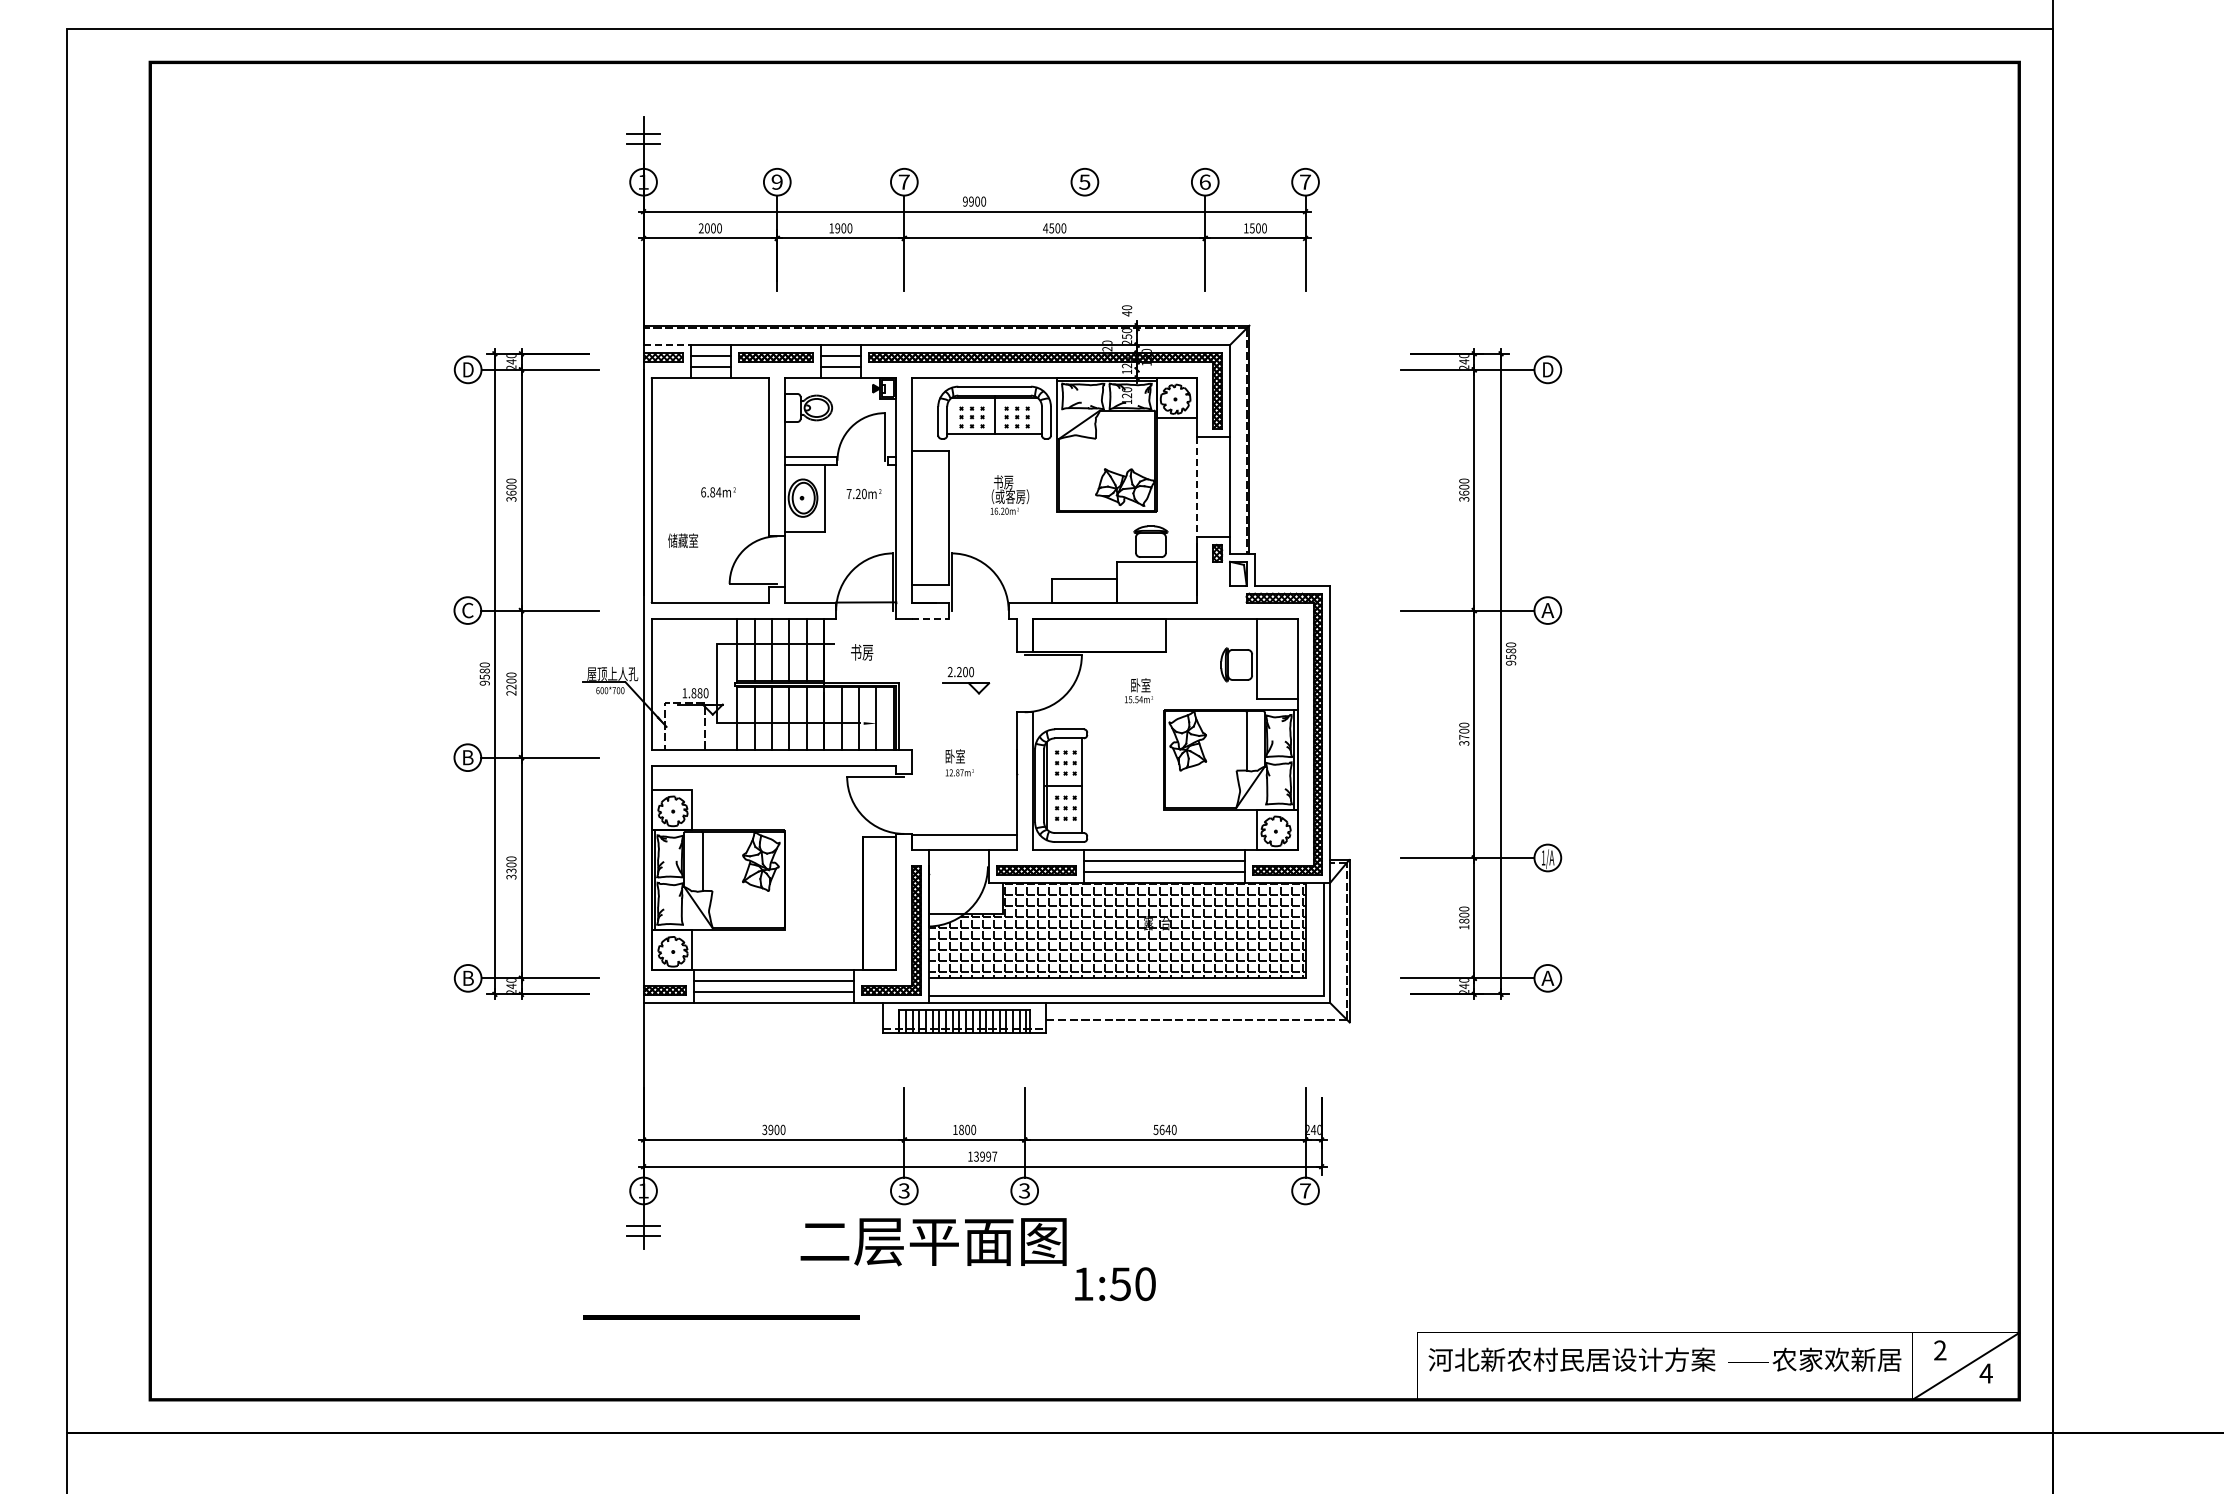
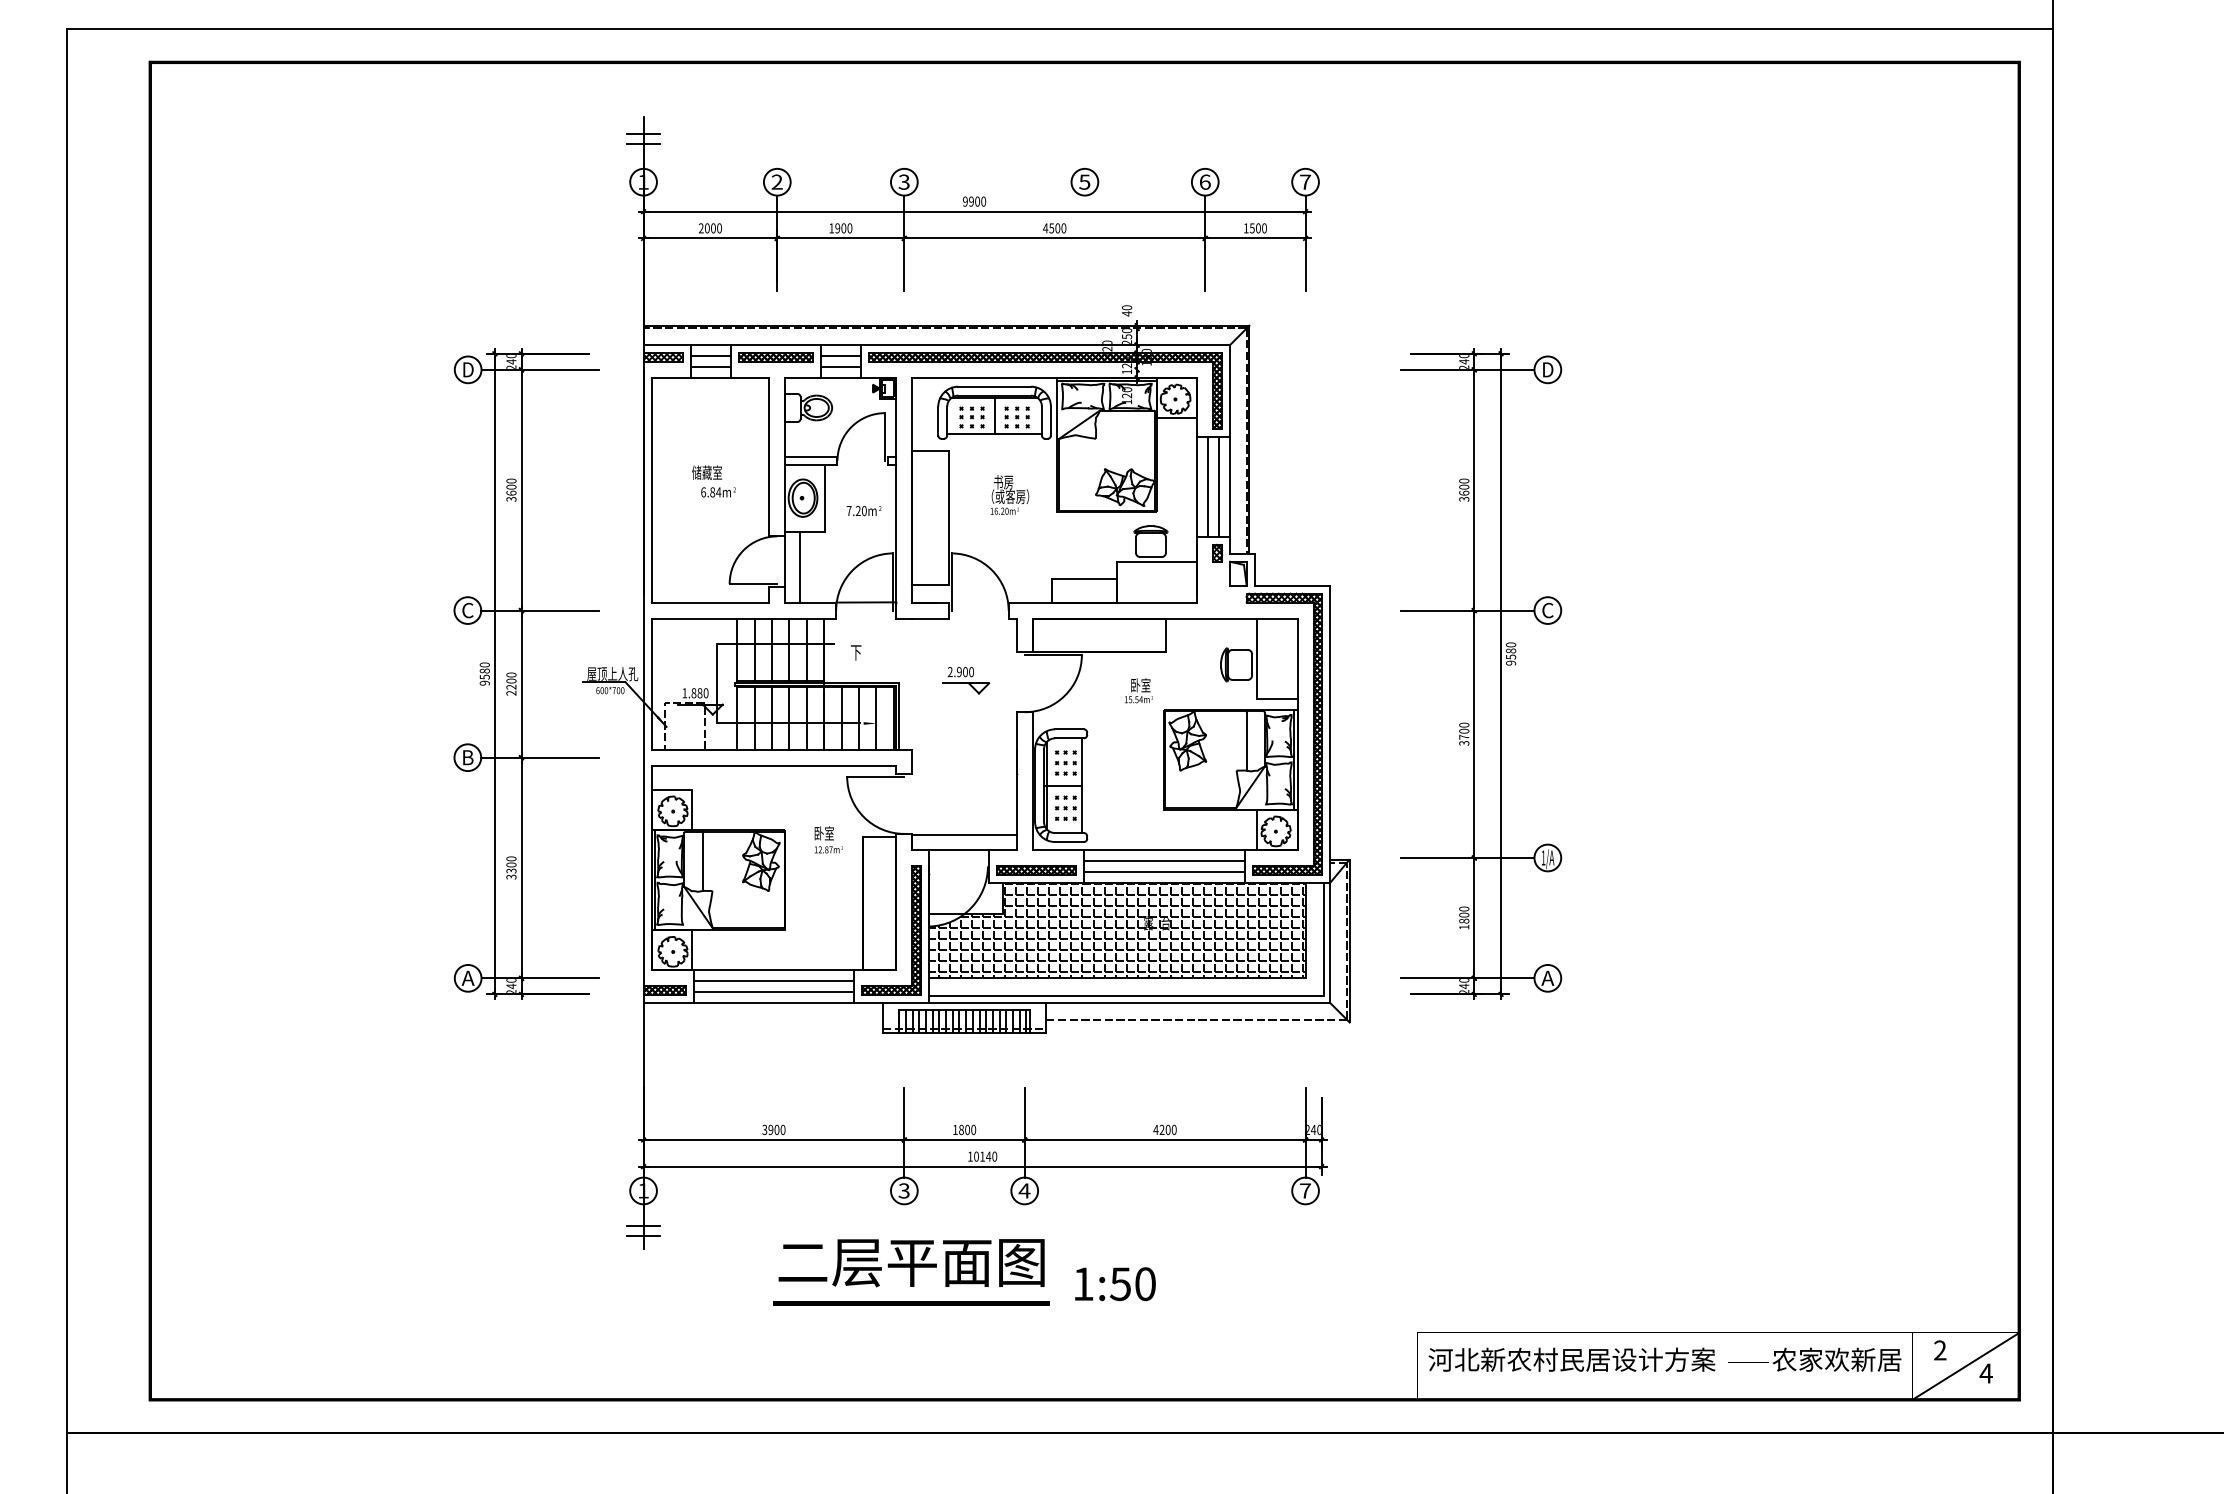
text: 7 -> 3 (903, 181)
text: 9 -> 2 (776, 182)
line: dashed -> solid (667, 345)
line: none -> present (1208, 486)
line: none -> present (1219, 486)
line: dashed -> solid (1197, 487)
text position: (863, 493) -> (863, 510) (863, 510)
text position: (683, 540) -> (707, 472) (707, 472)
line: none -> present (800, 566)
text: A -> C (1547, 610)
line: dashed -> solid (930, 618)
text: 书房 -> 下 (862, 652)
text: 2.200 -> 2.900 (959, 672)
text position: (959, 762) -> (828, 839) (828, 839)
text: B -> A (467, 977)
text: 5640 -> 4200 (1161, 1129)
text: 13997 -> 10140 (985, 1156)
text: 3 -> 4 (1024, 1190)
text position: (933, 1242) -> (911, 1263) (911, 1263)
line position: (721, 1317) -> (911, 1303) (911, 1303)
